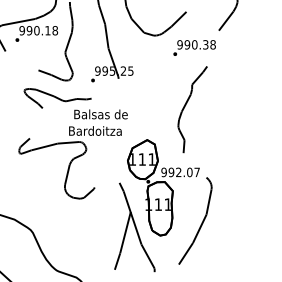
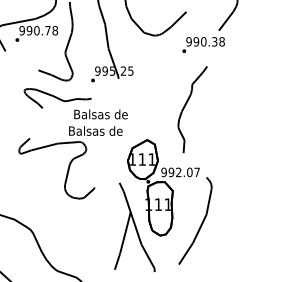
text: 990.18 -> 990.78 (47, 30)
text position: (194, 47) -> (203, 44) (203, 44)
text: Bardoitza -> Balsas de (103, 130)
